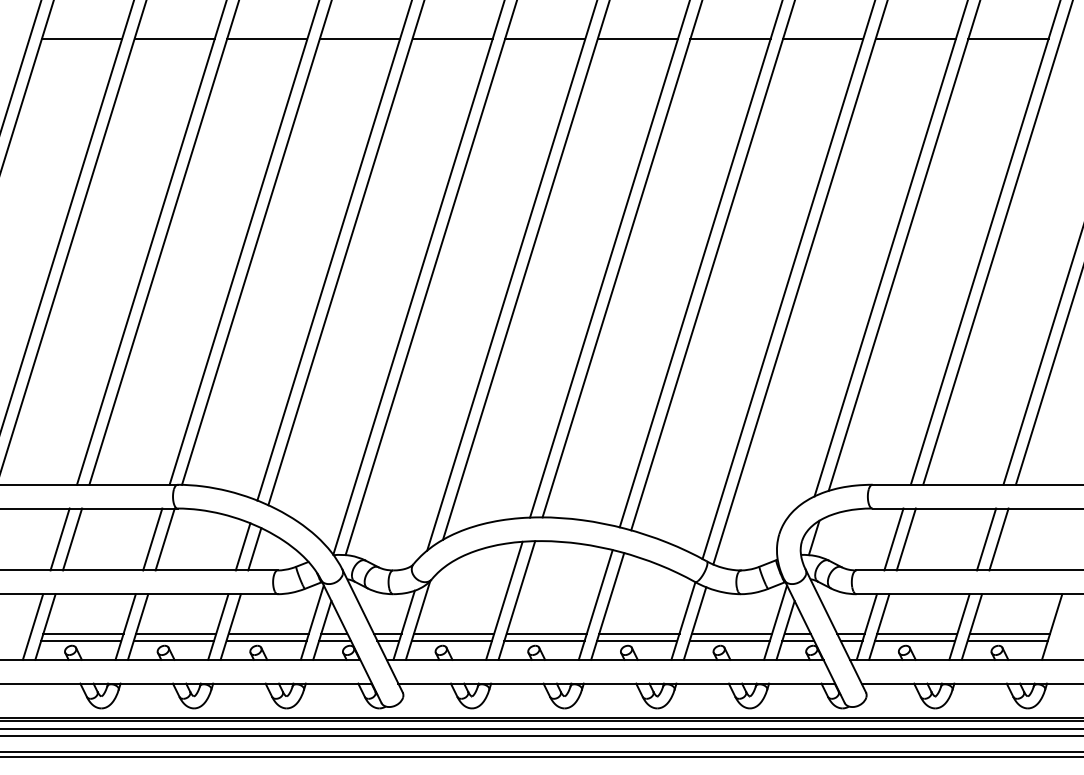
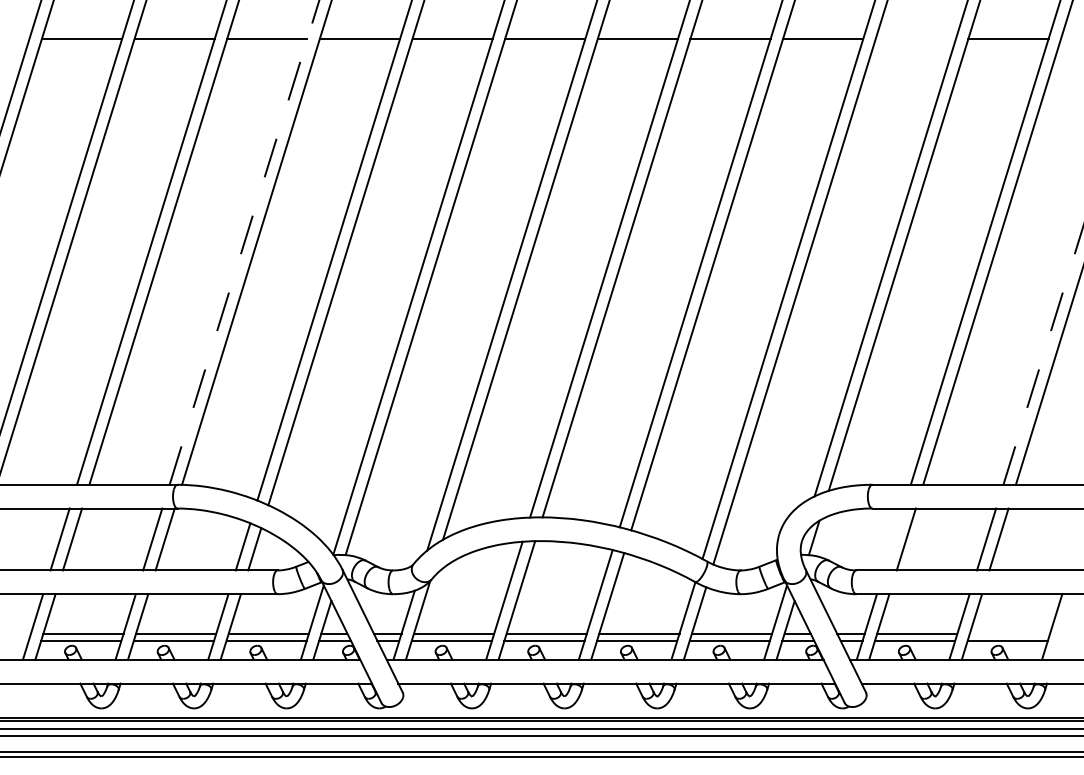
line: present -> none (915, 39)
line: solid -> dashed (244, 242)
line: solid -> dashed (1043, 354)
line: present -> none (893, 539)
line: present -> none (1009, 633)
